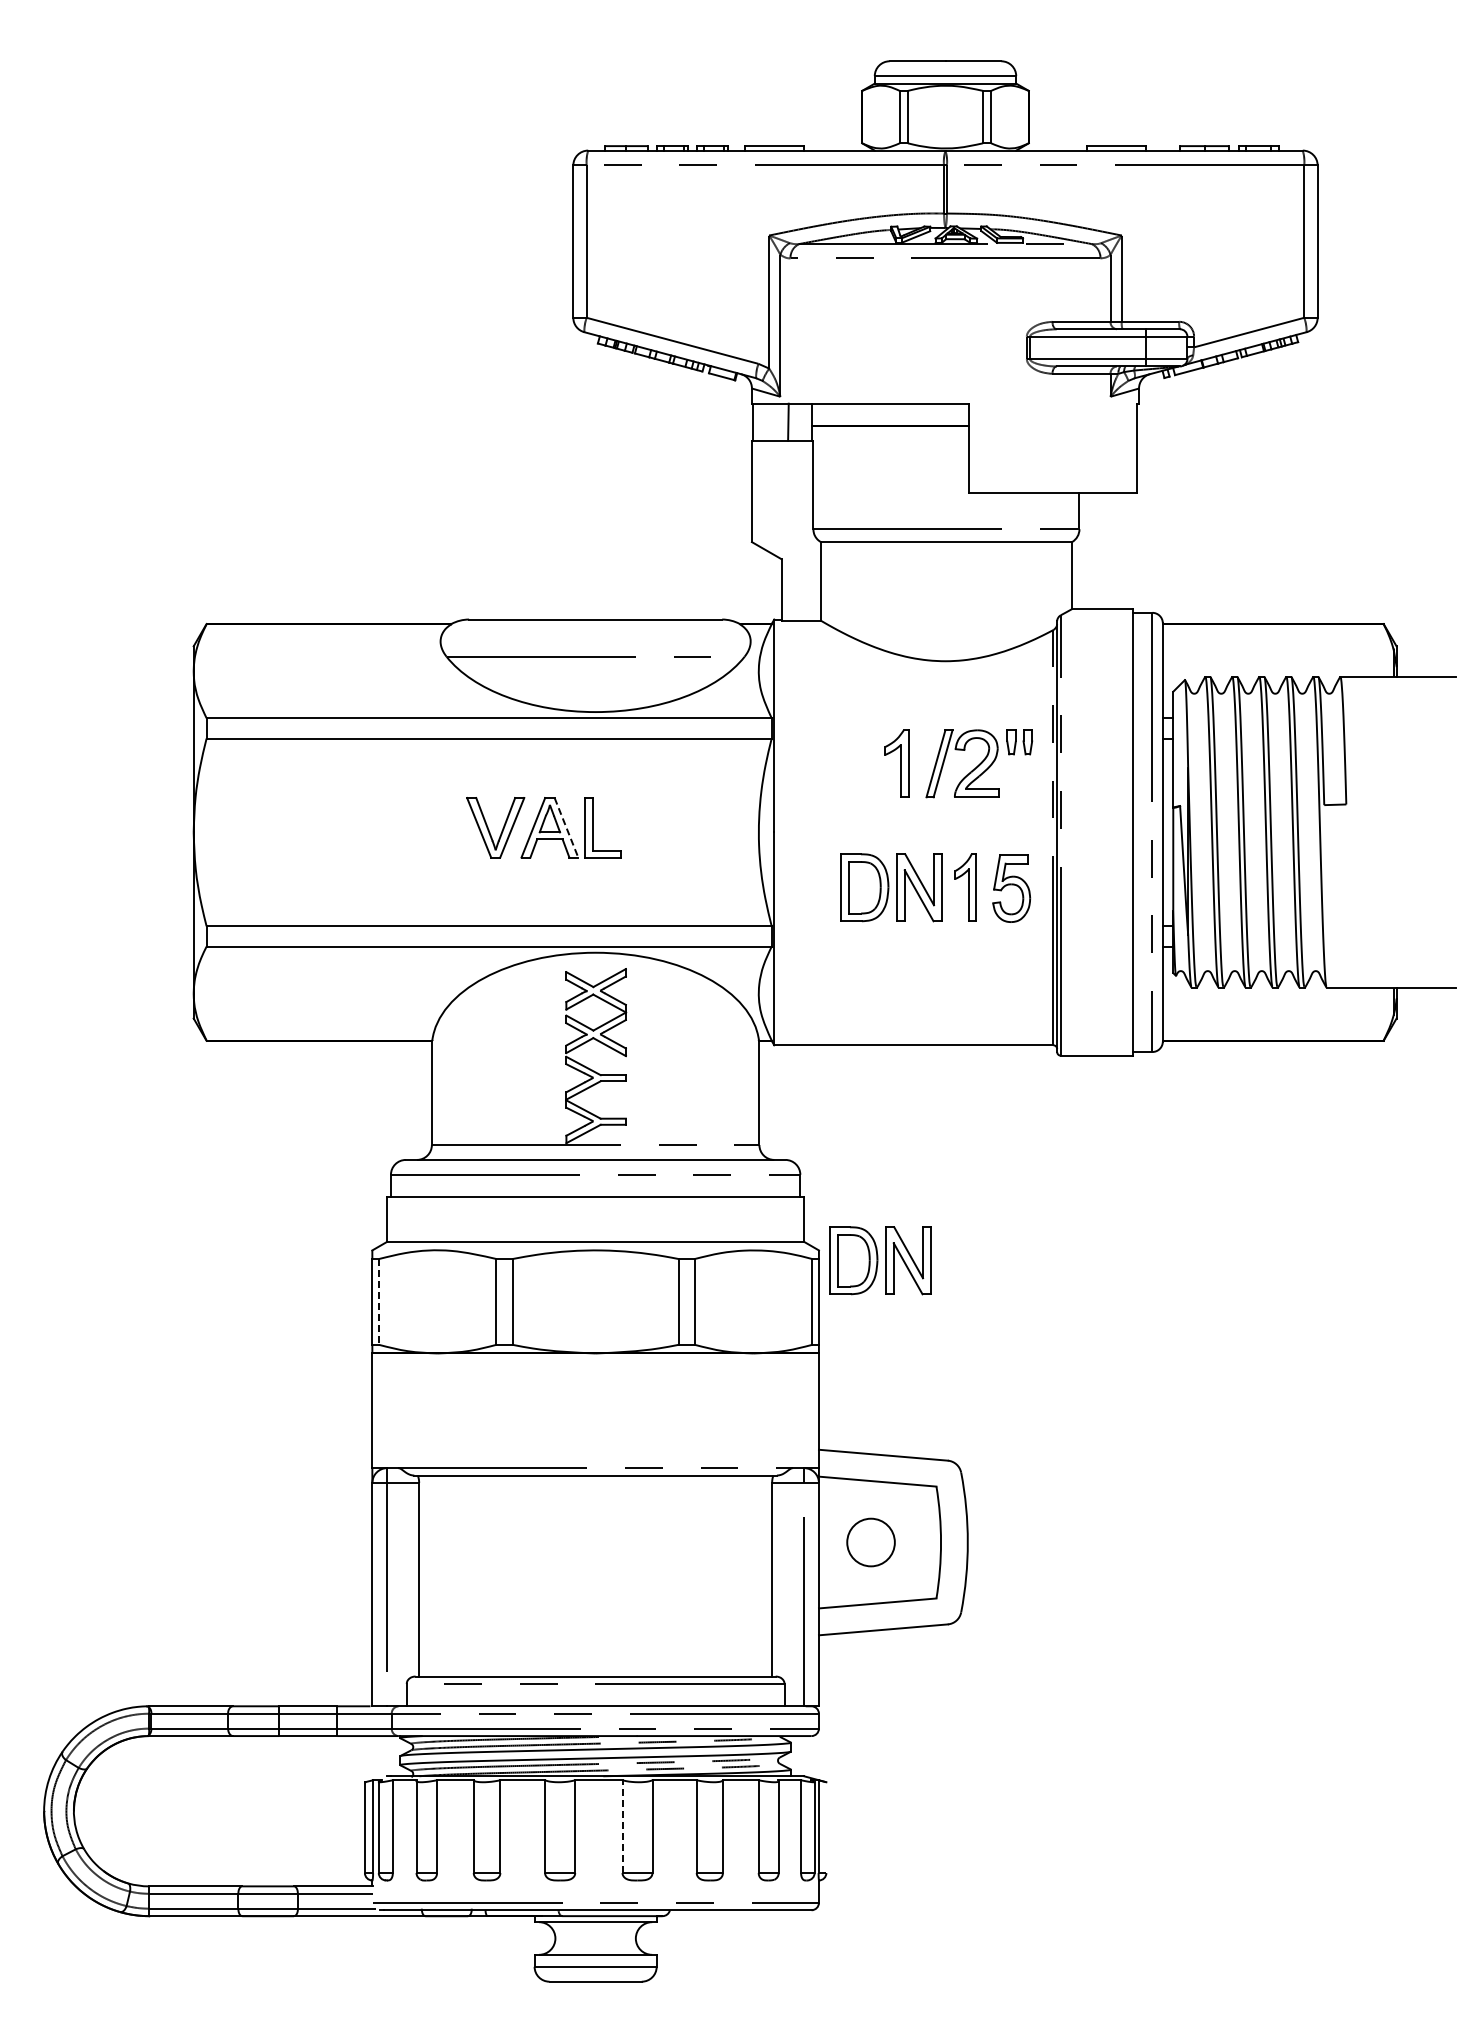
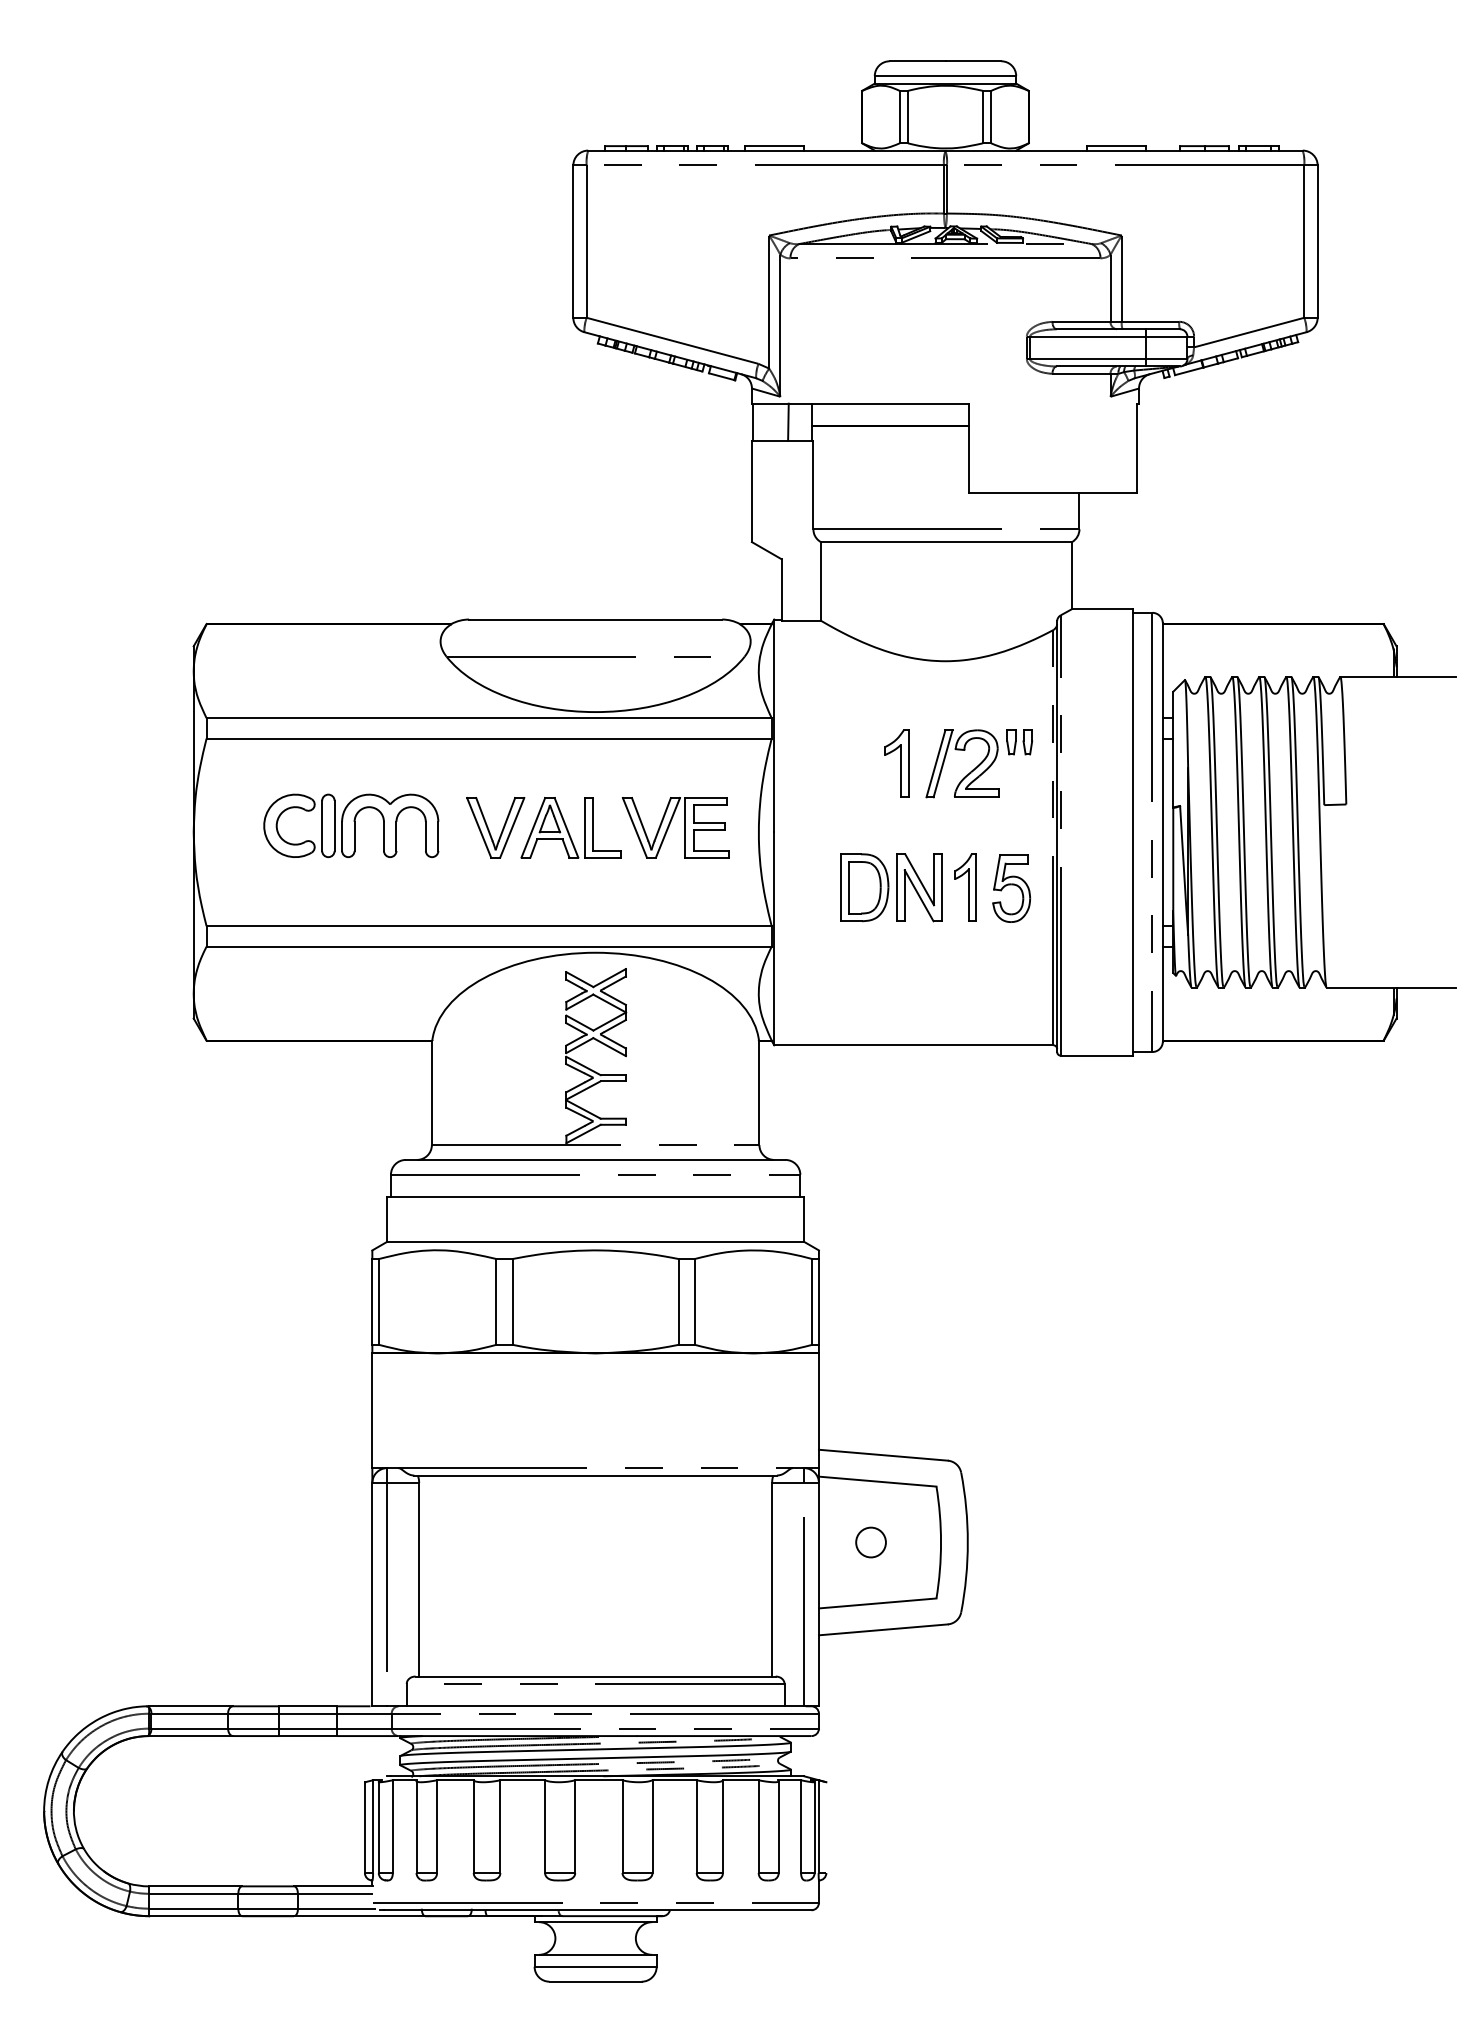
part: none -> present (351, 825)
part: none -> present (675, 827)
line: dashed -> solid (566, 828)
part: present -> none (880, 1260)
line: dashed -> solid (379, 1301)
circle diameter: 48 px -> 30 px (870, 1542)
line: dashed -> solid (622, 1826)
